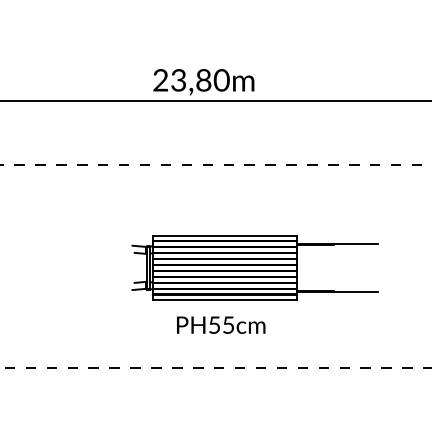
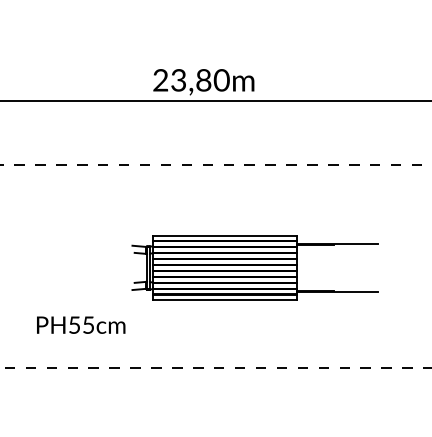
text position: (221, 324) -> (81, 324) (81, 324)
